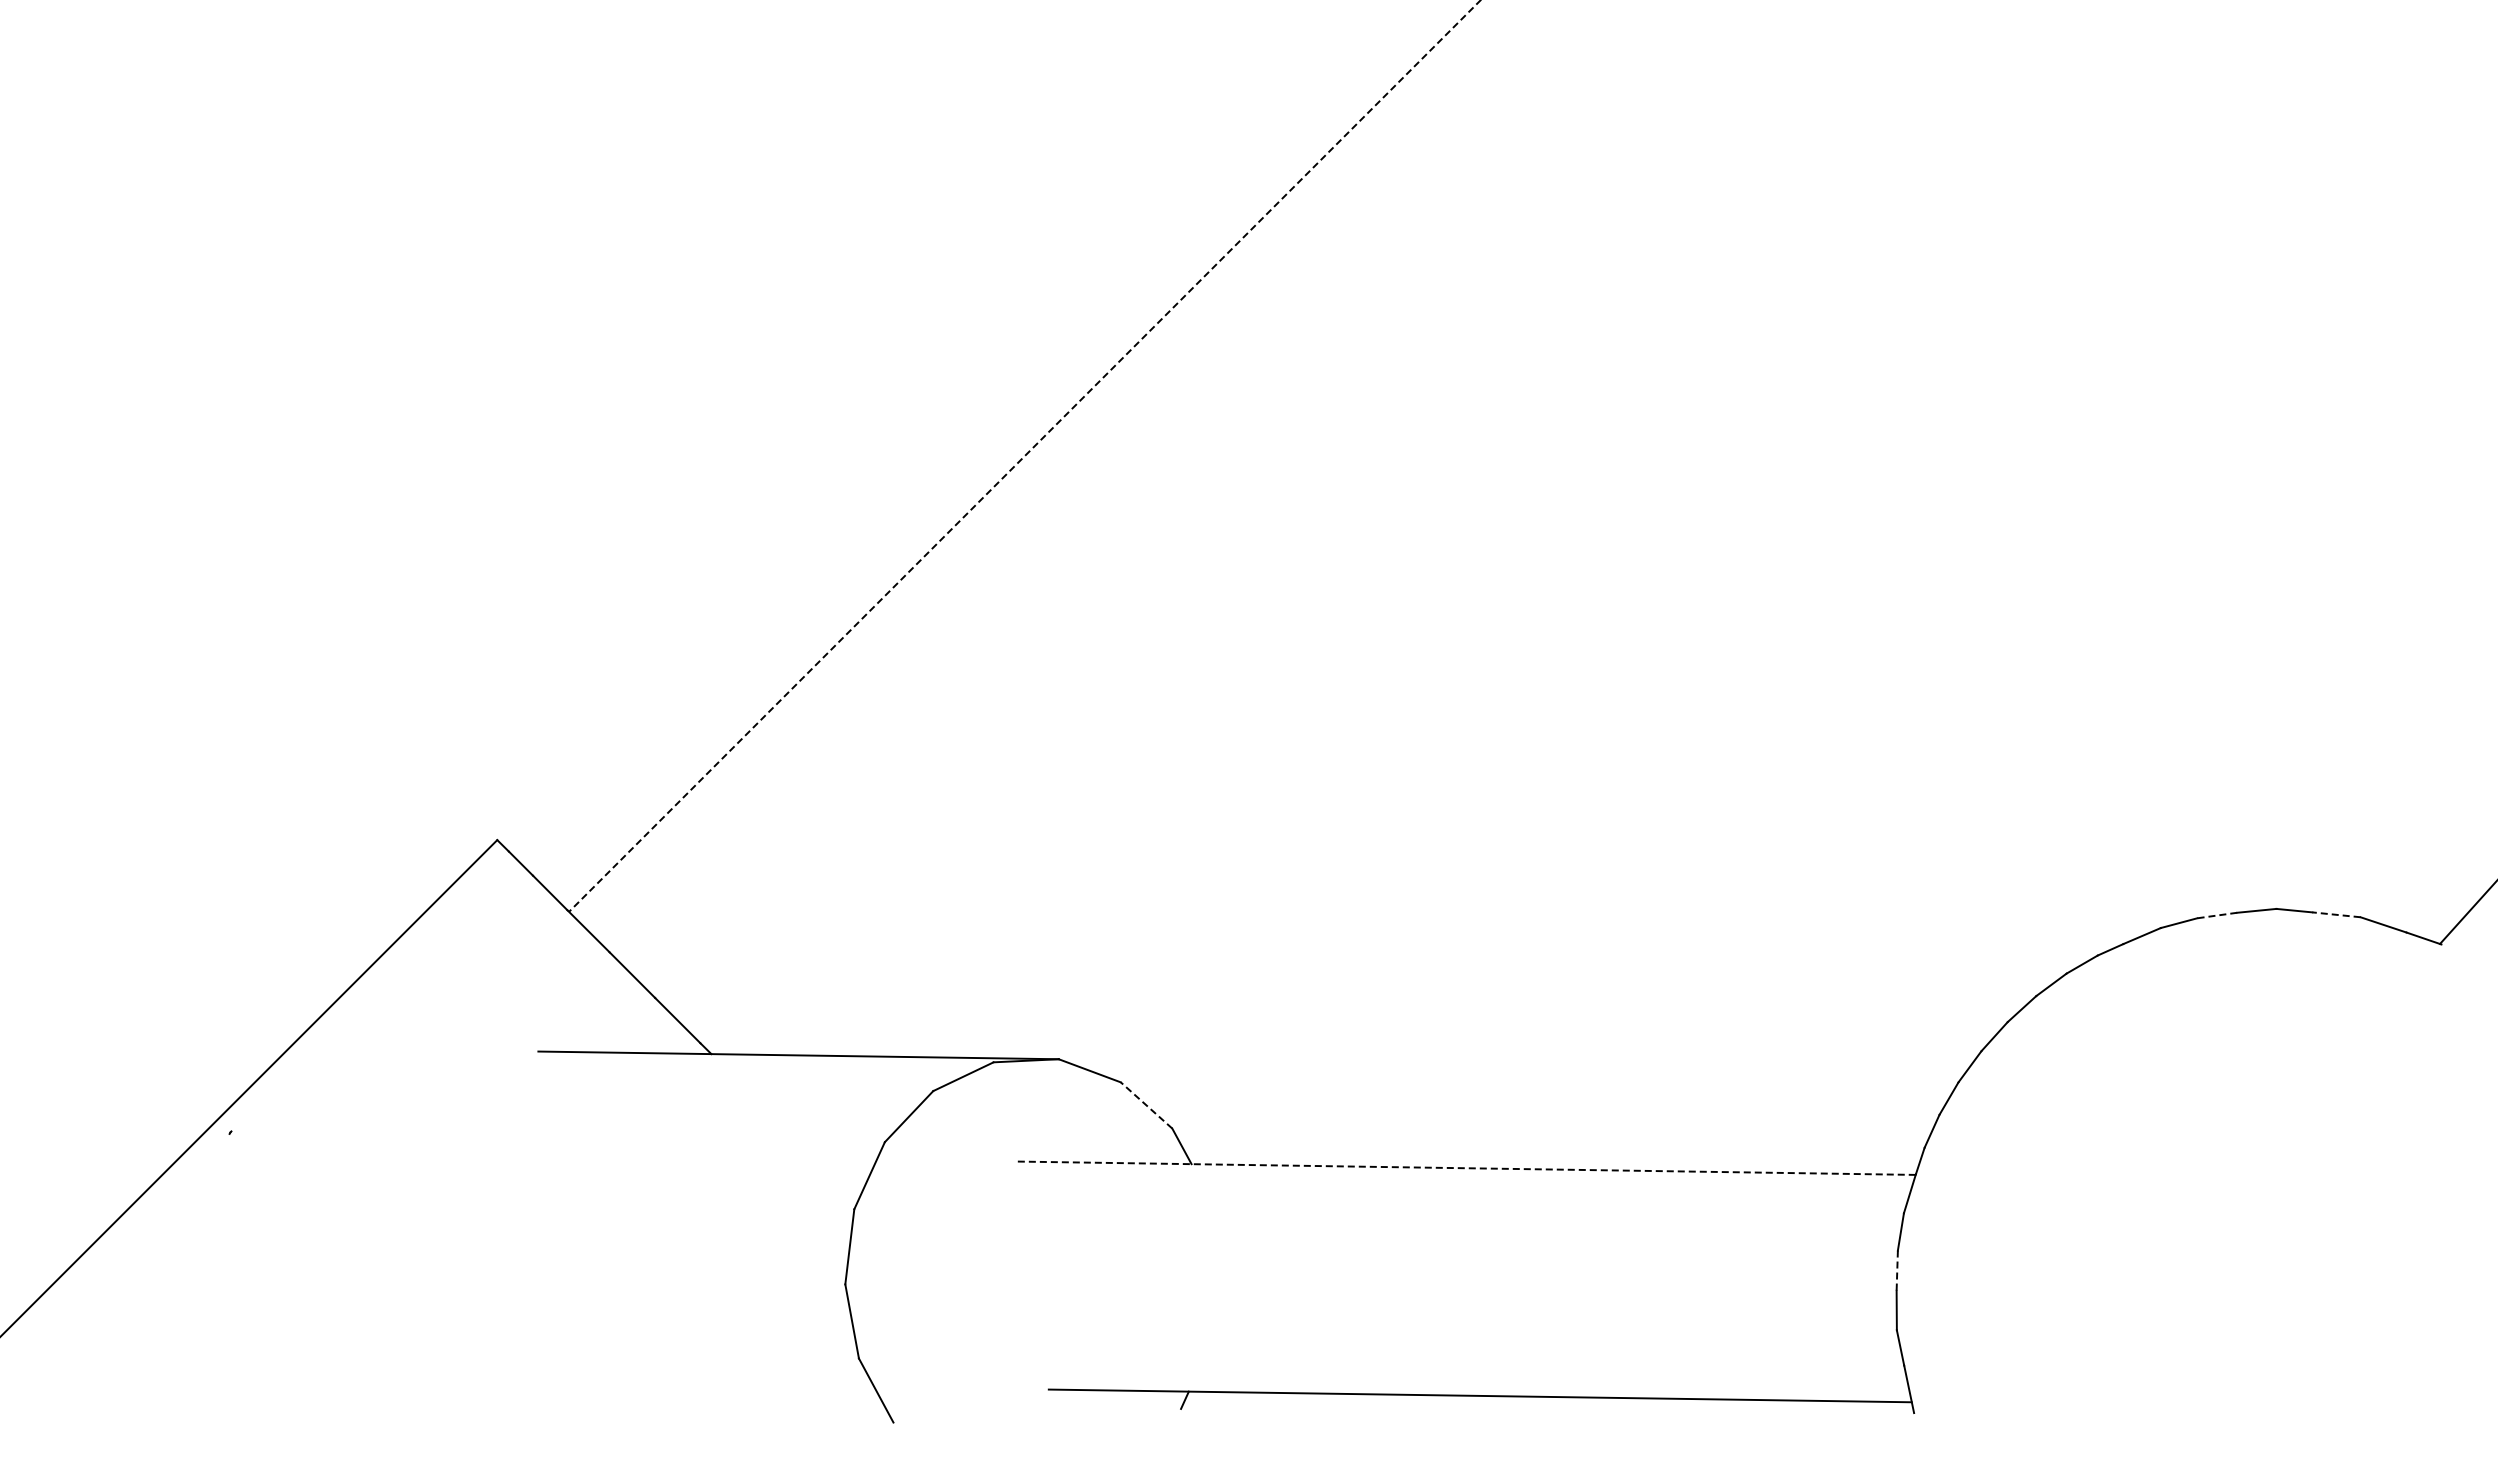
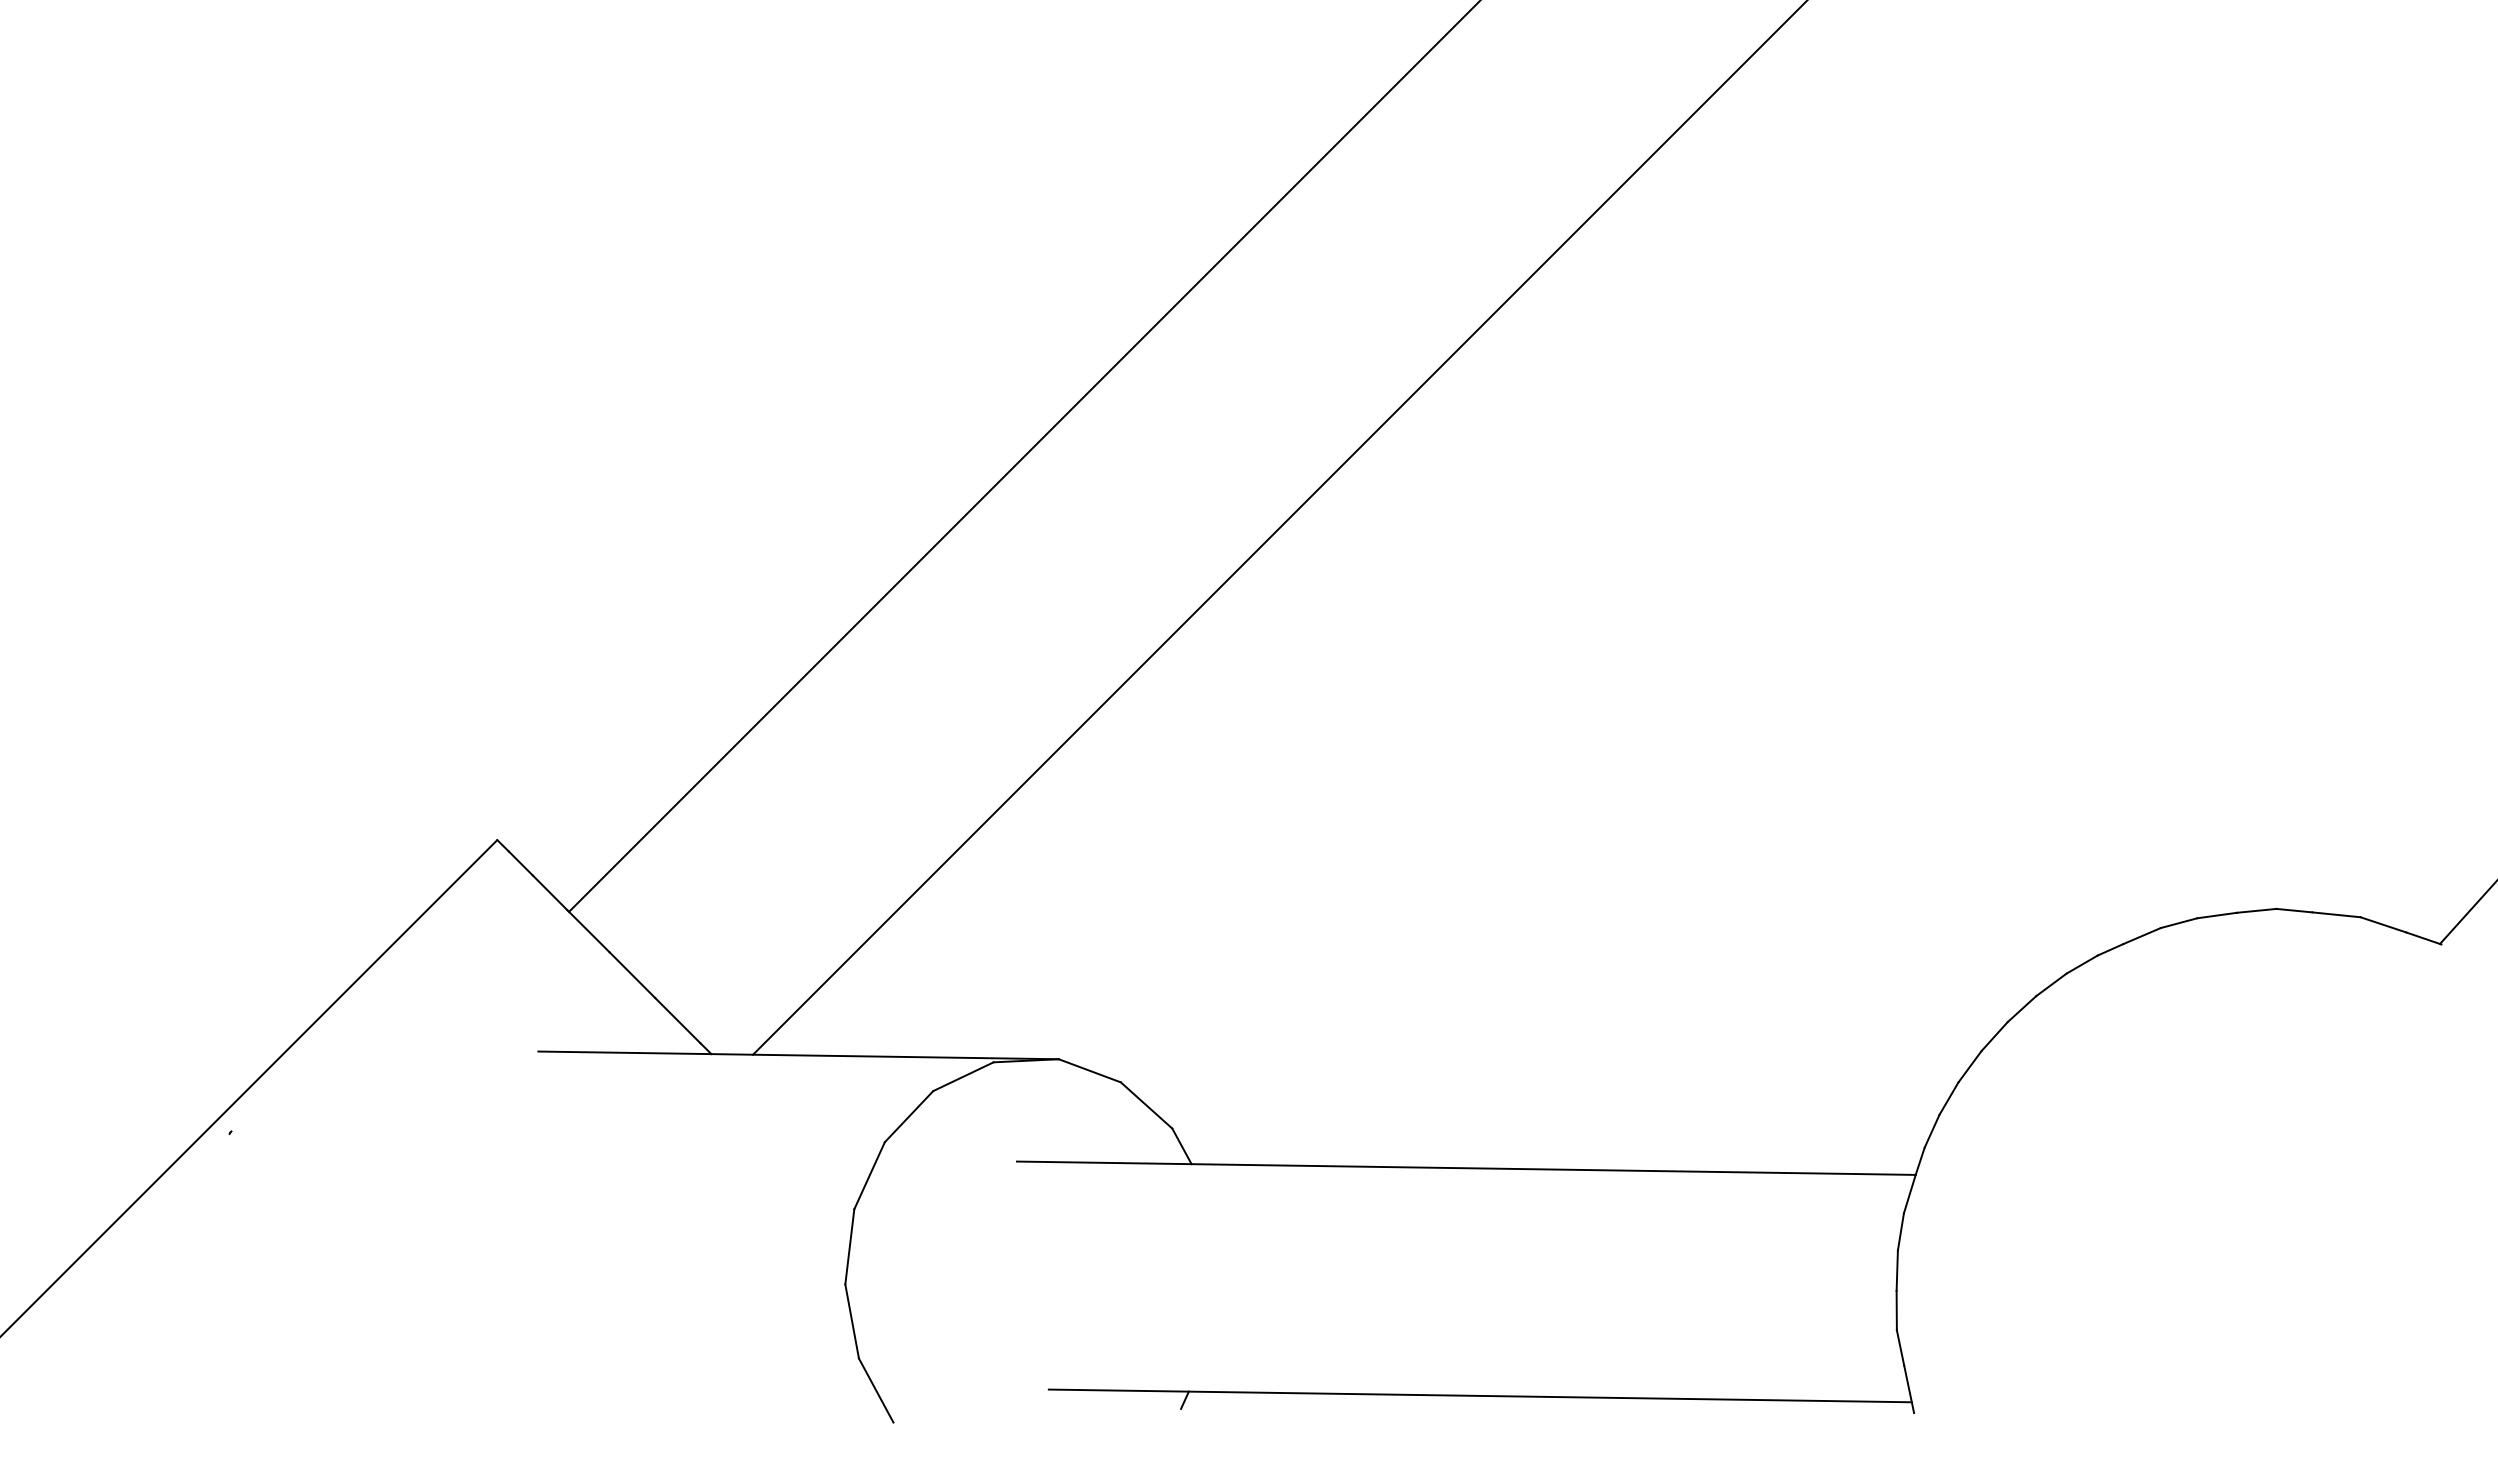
line: dashed -> solid (1024, 456)
line: none -> present (1279, 528)
line: dashed -> solid (2335, 914)
line: dashed -> solid (2216, 915)
line: dashed -> solid (1146, 1105)
line: dashed -> solid (1465, 1168)
line: dashed -> solid (1897, 1271)
